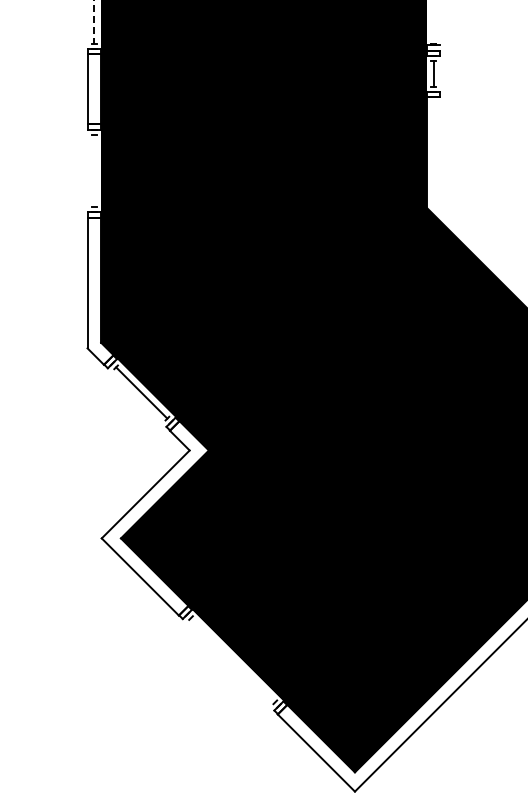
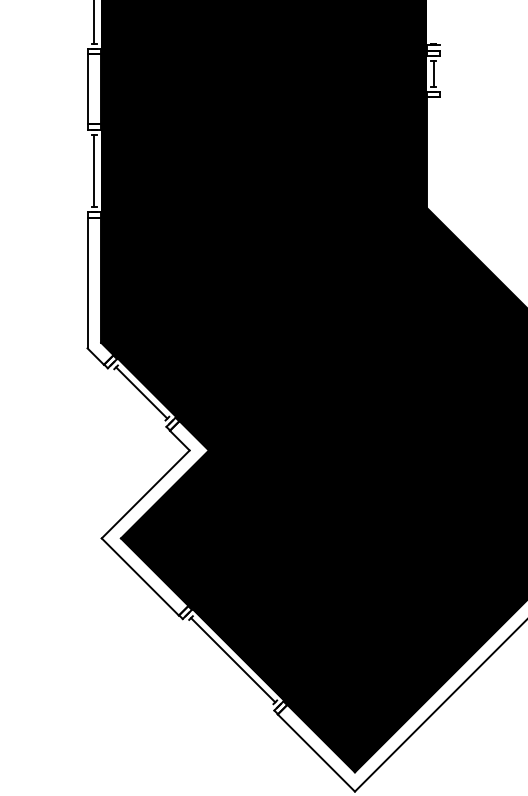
line: dashed -> solid (94, 22)
line: none -> present (94, 170)
line: none -> present (233, 660)
